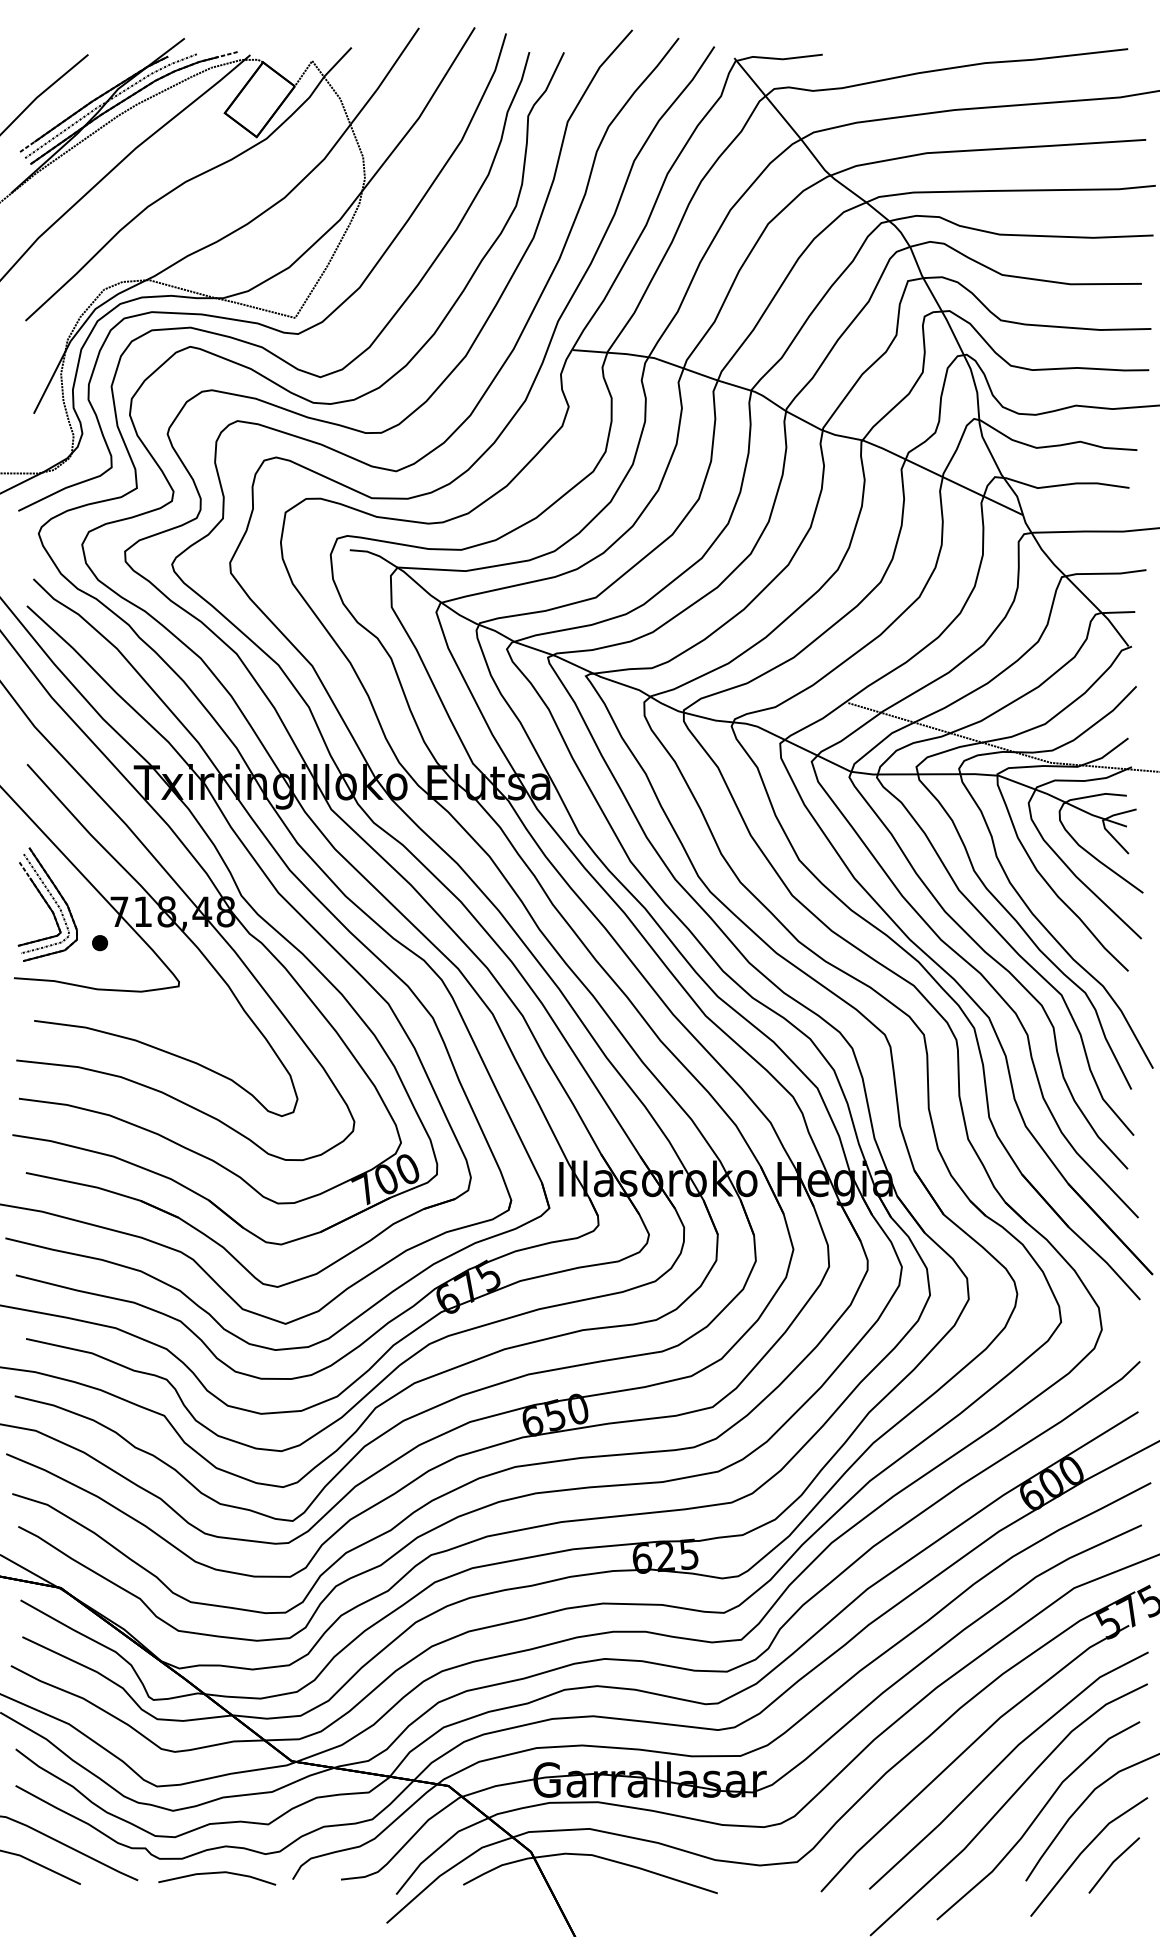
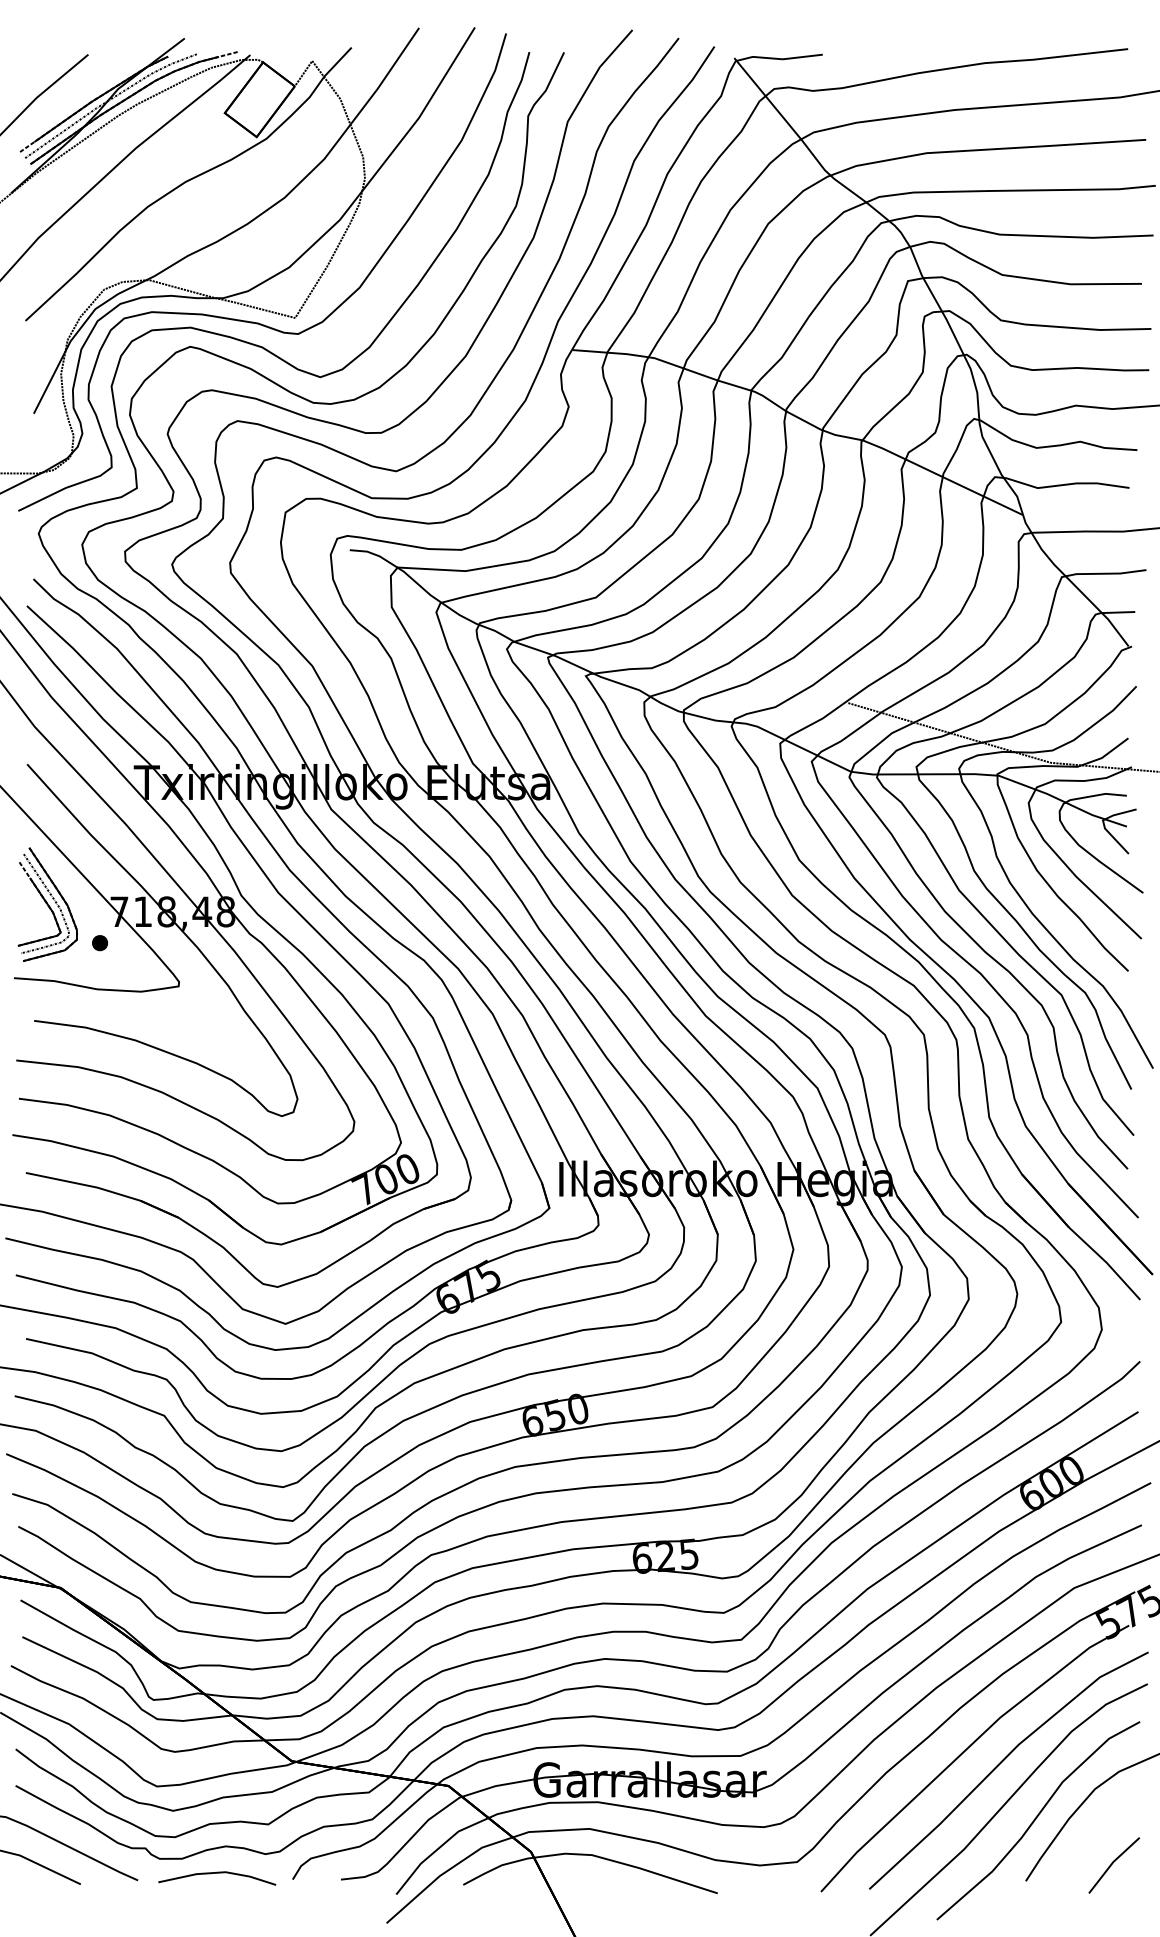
part: present -> none (1084, 1851)
